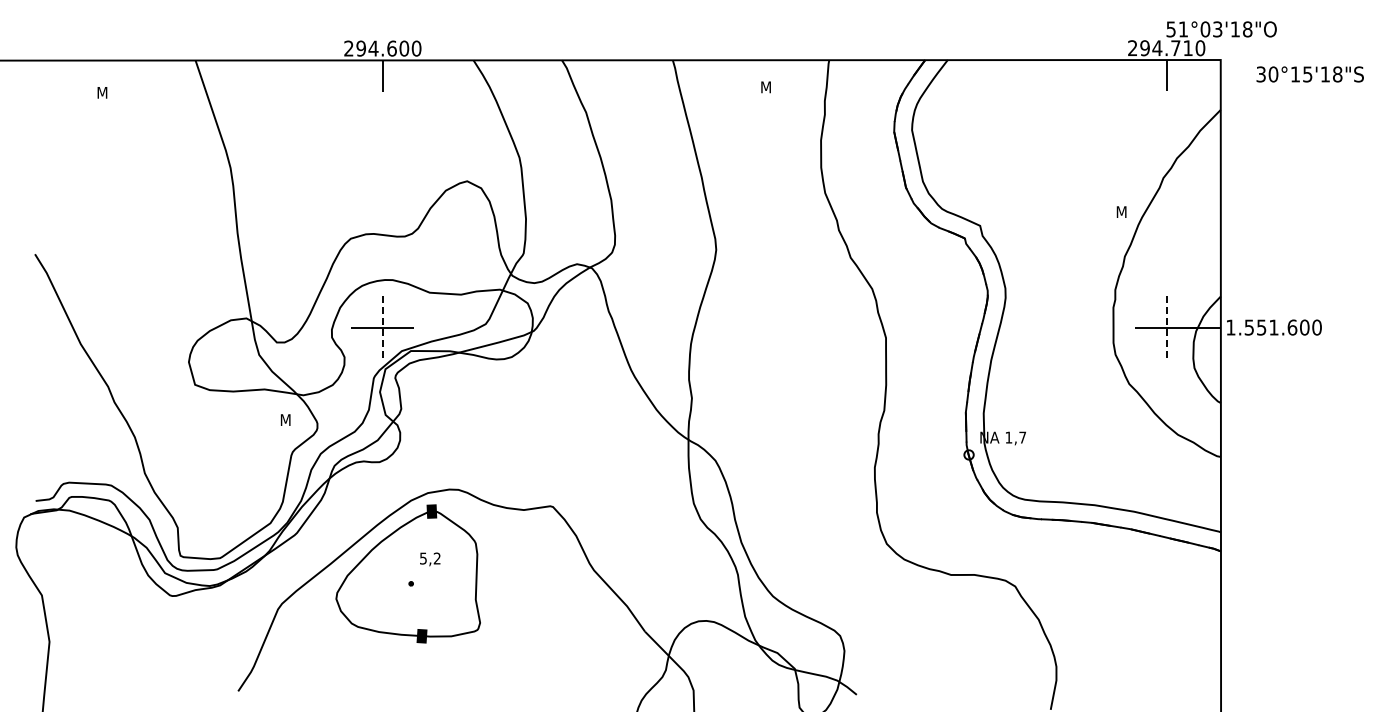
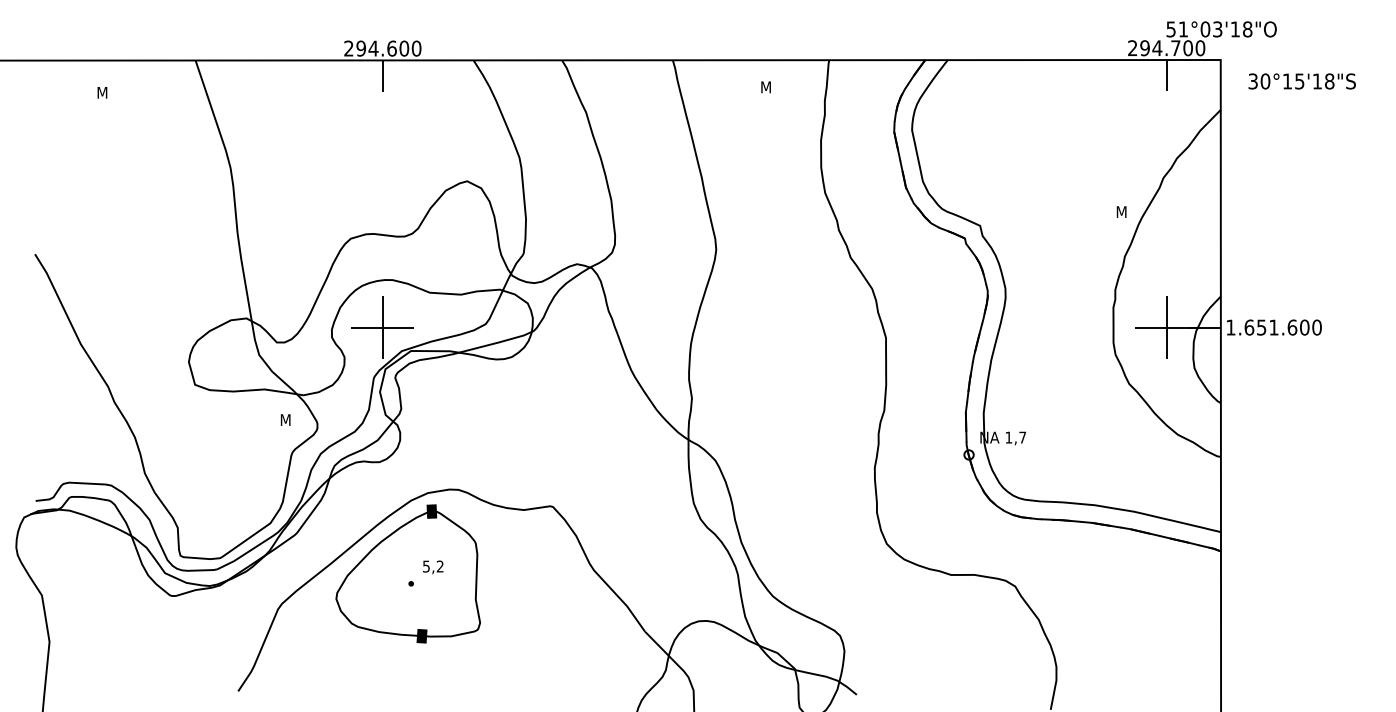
text: 294.710 -> 294.700 (1187, 48)
text position: (1309, 74) -> (1301, 81) (1301, 81)
text: 1.551.600 -> 1.651.600 (1249, 327)
line: dashed -> solid (382, 328)
line: dashed -> solid (1166, 328)
text position: (430, 559) -> (433, 567) (433, 567)
